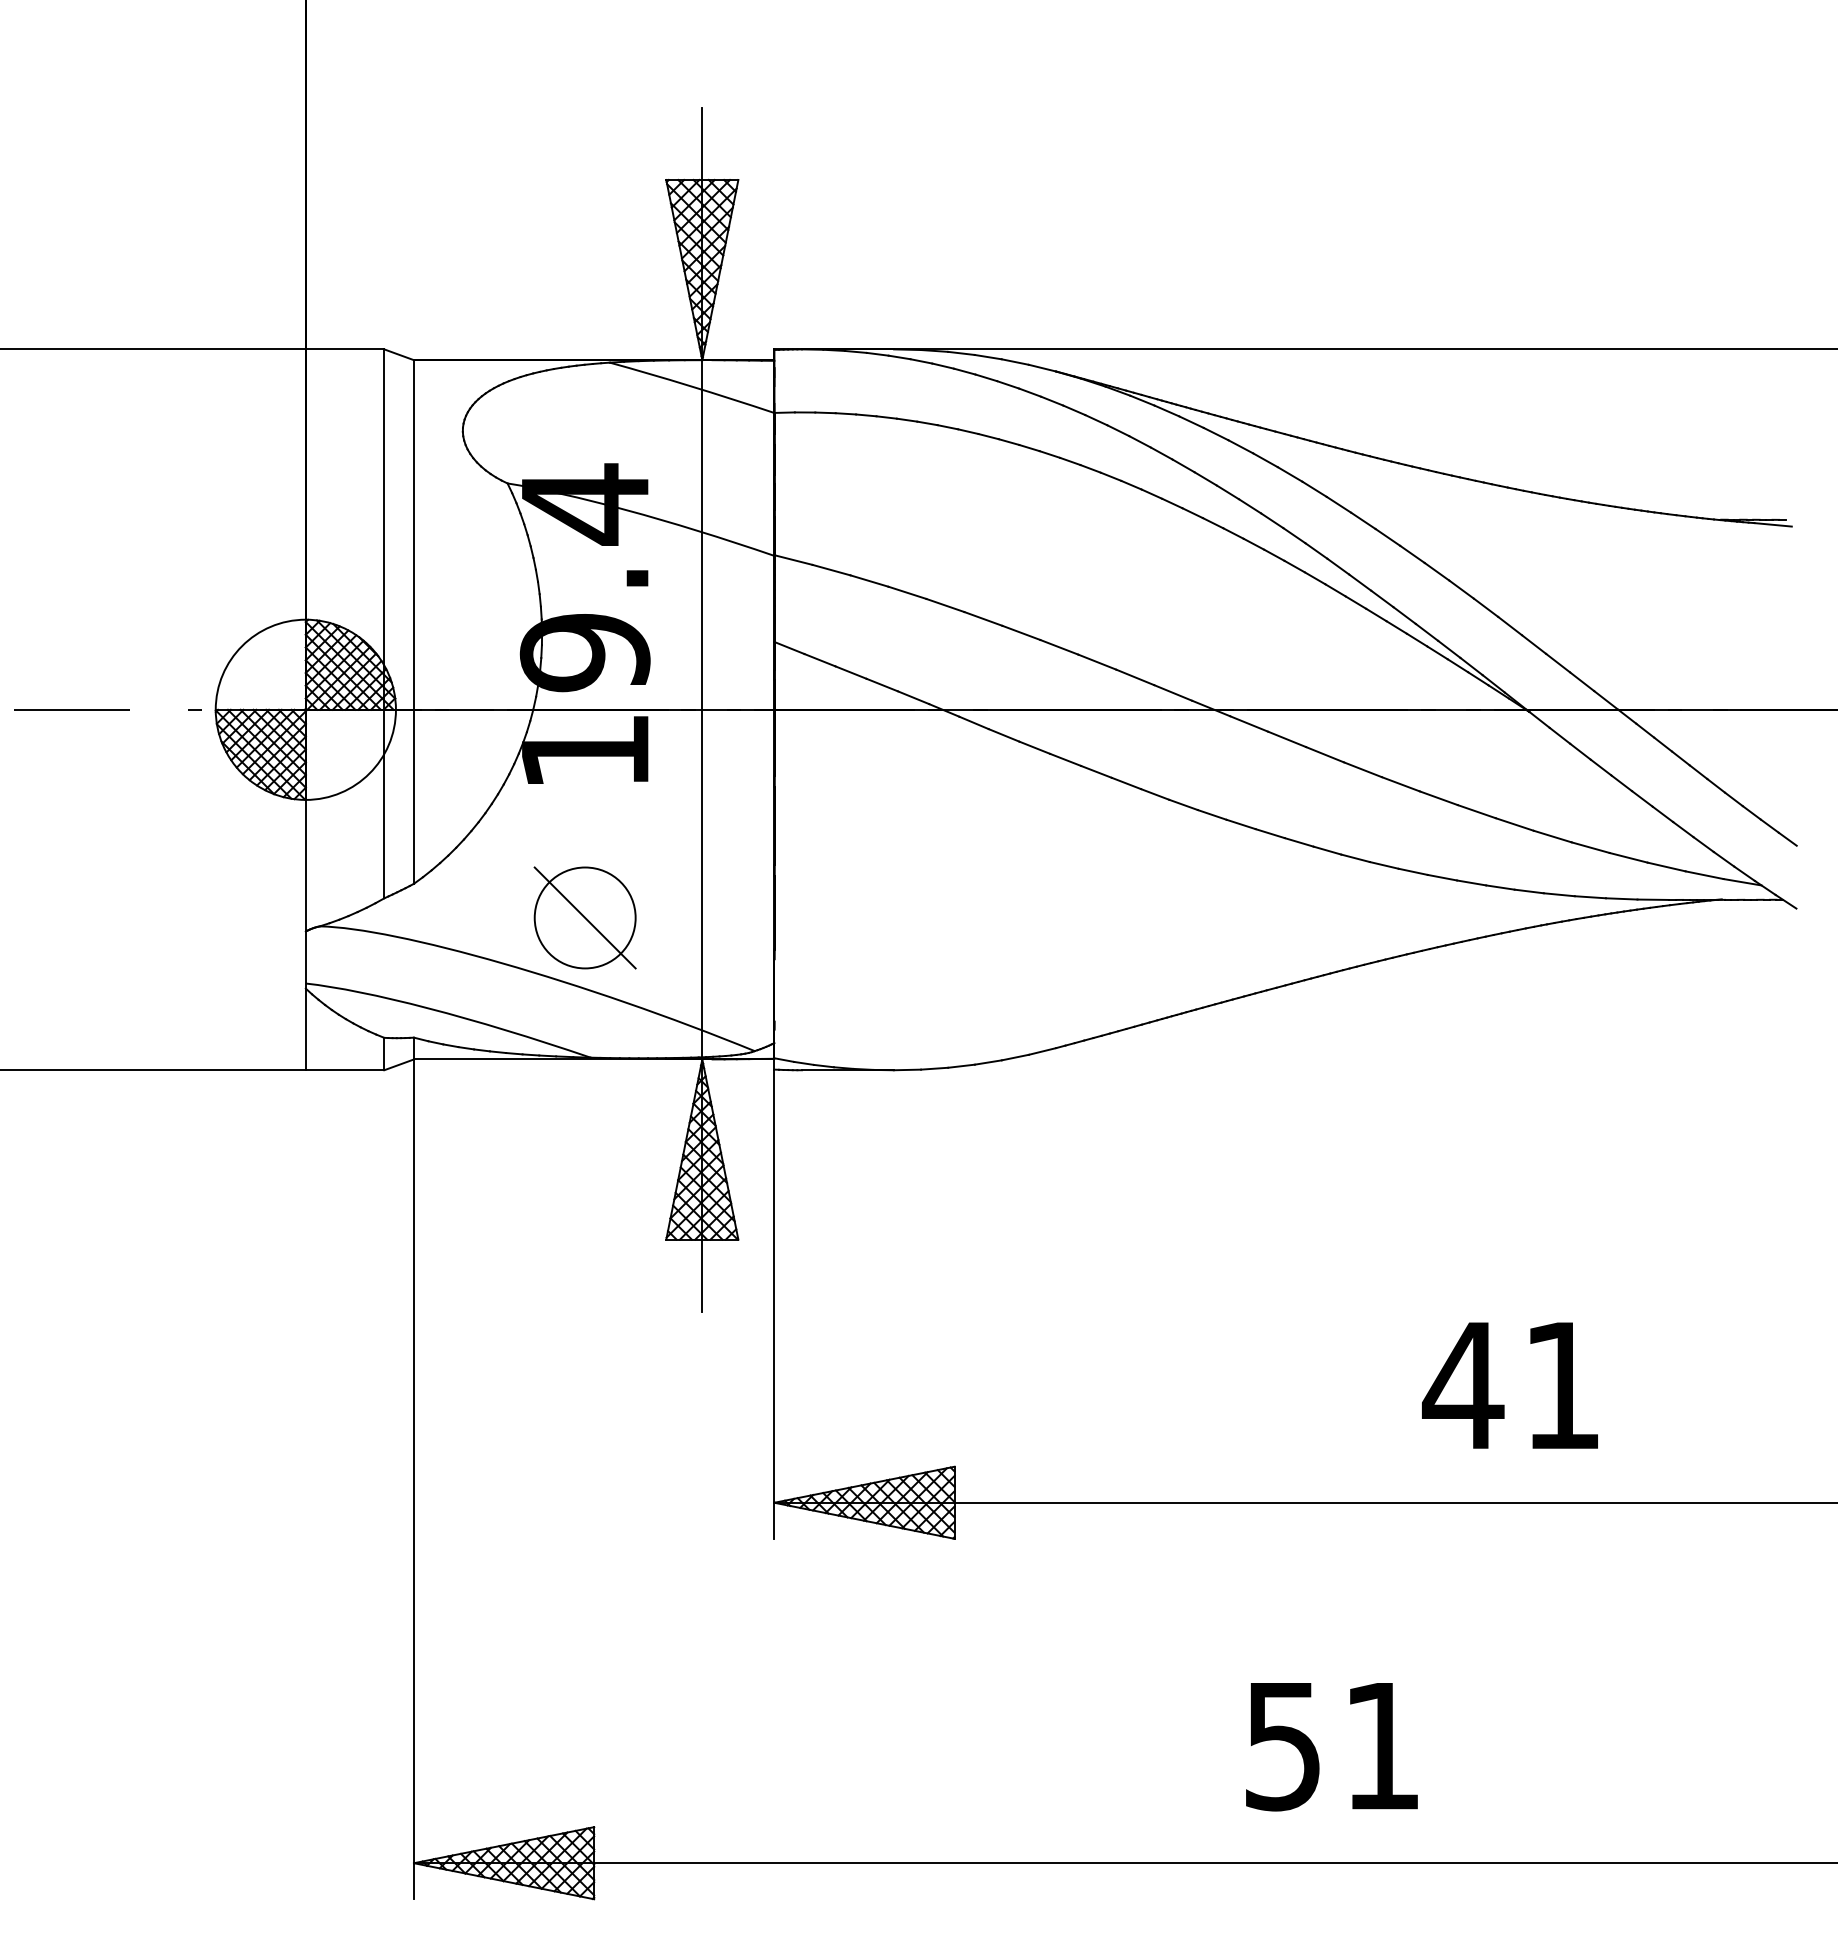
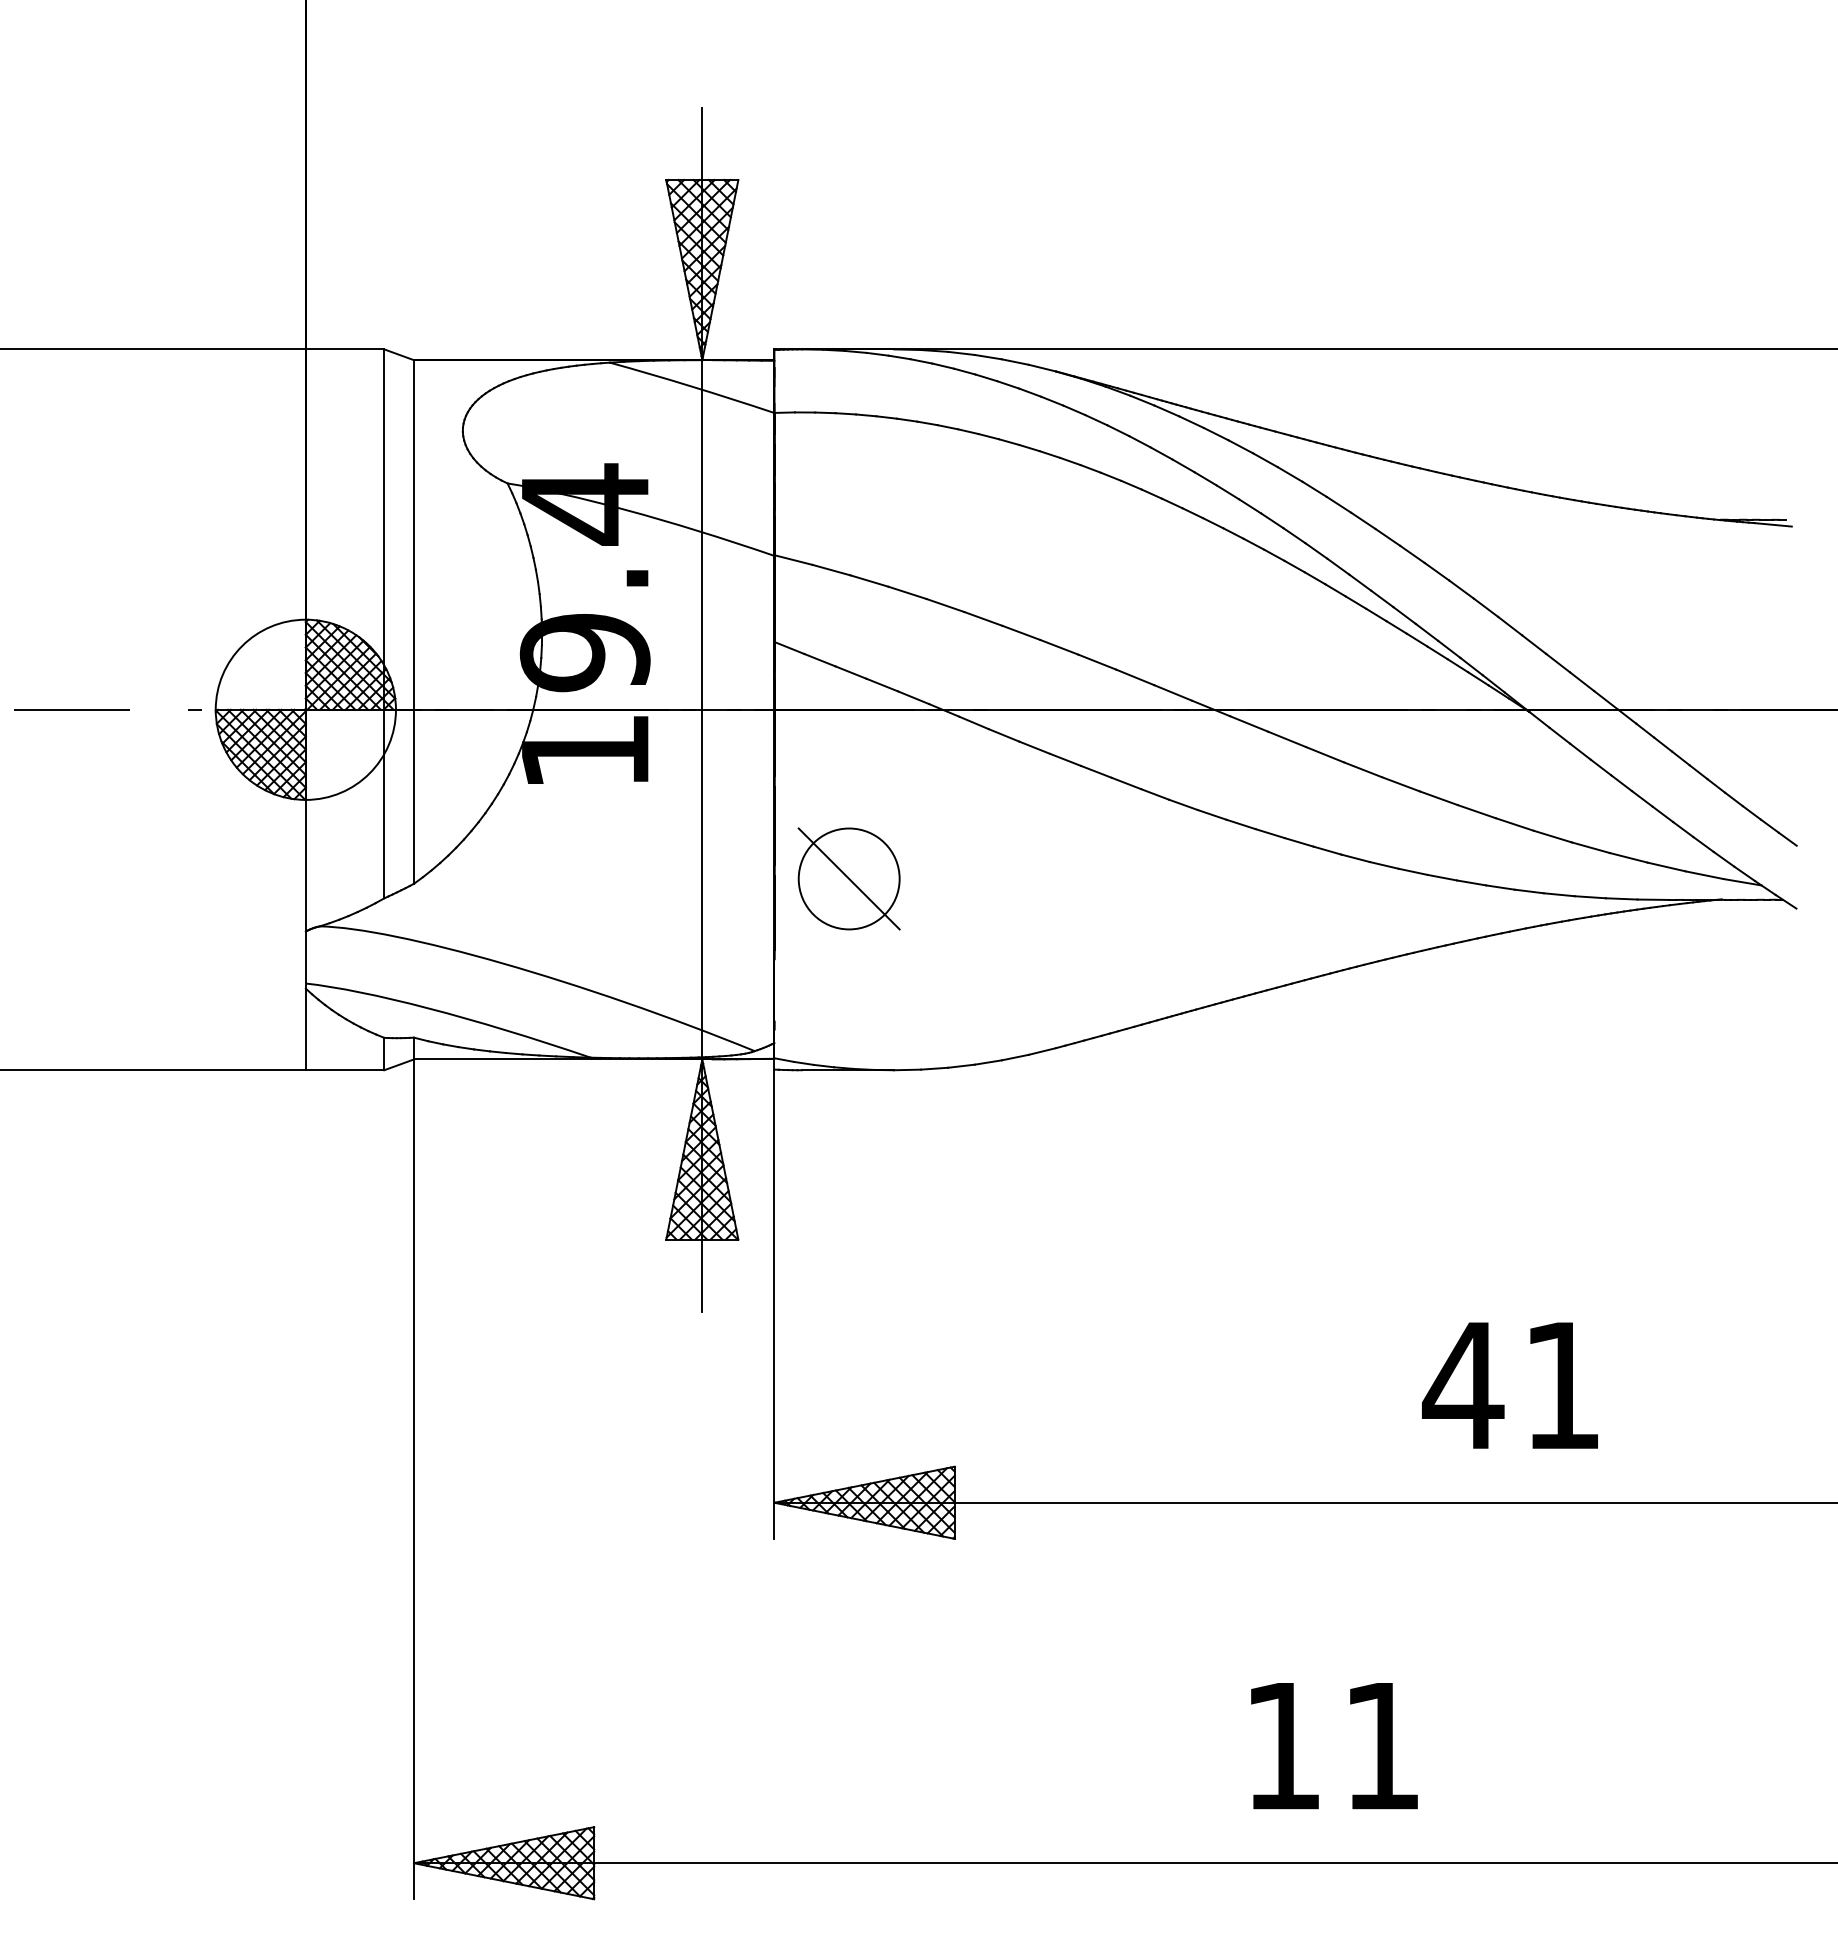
part position: (584, 917) -> (848, 878) (848, 878)
text: 51 -> 11 (1282, 1747)
